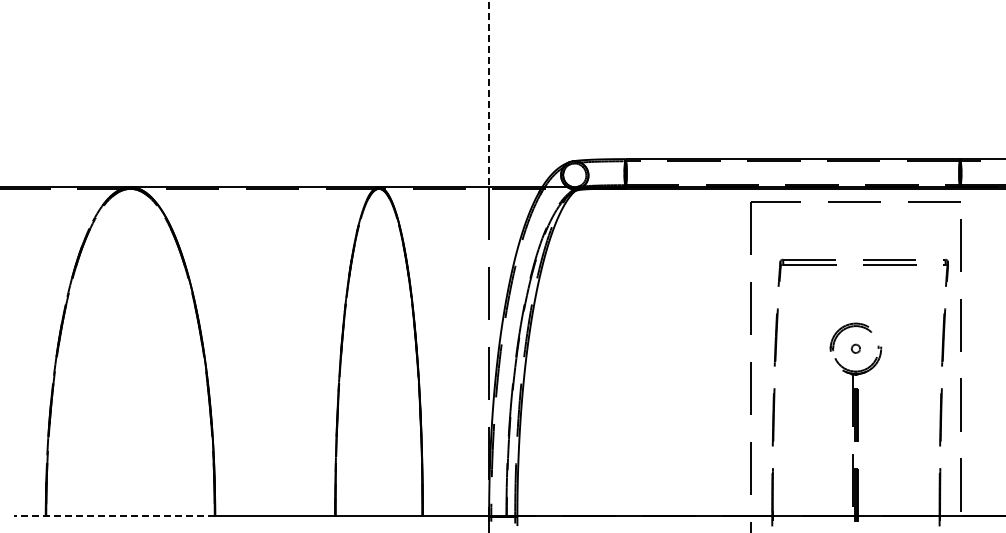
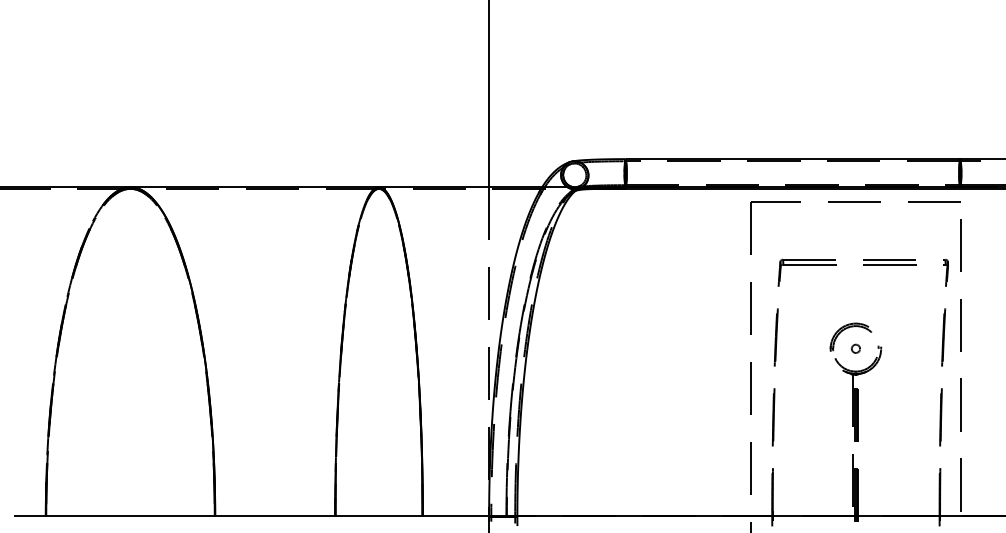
line: dashed -> solid (489, 94)
line: dashed -> solid (114, 516)
